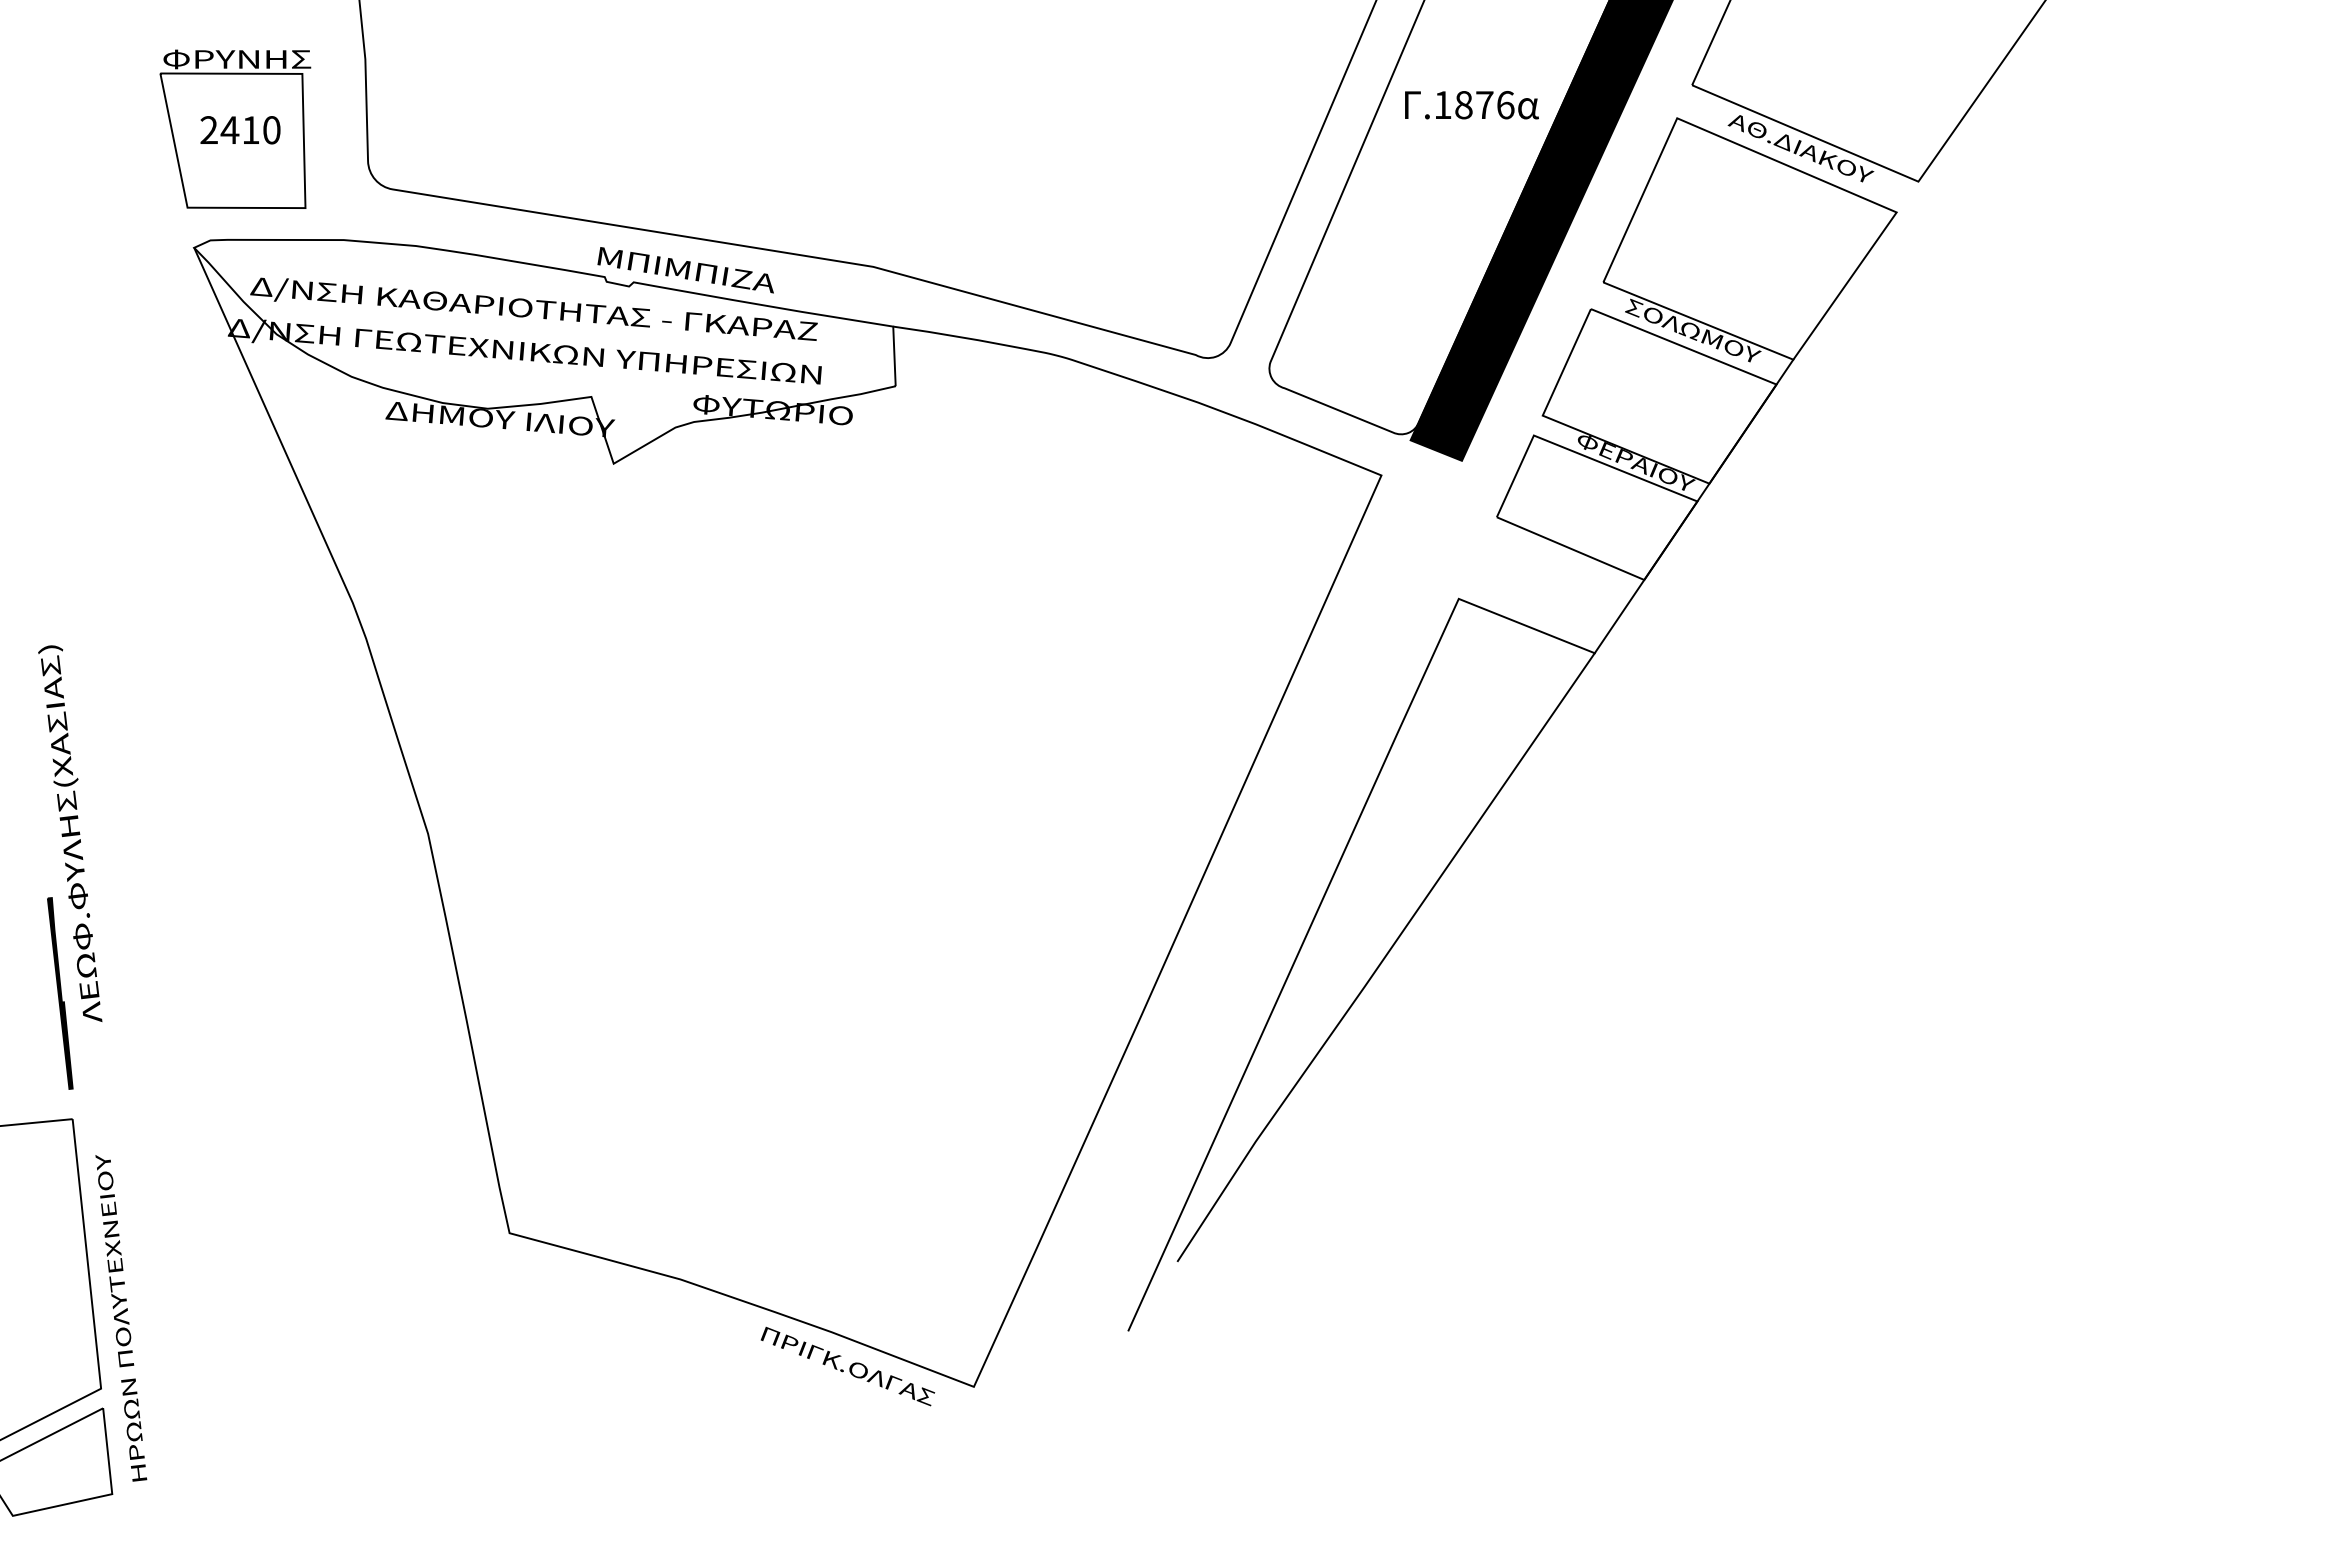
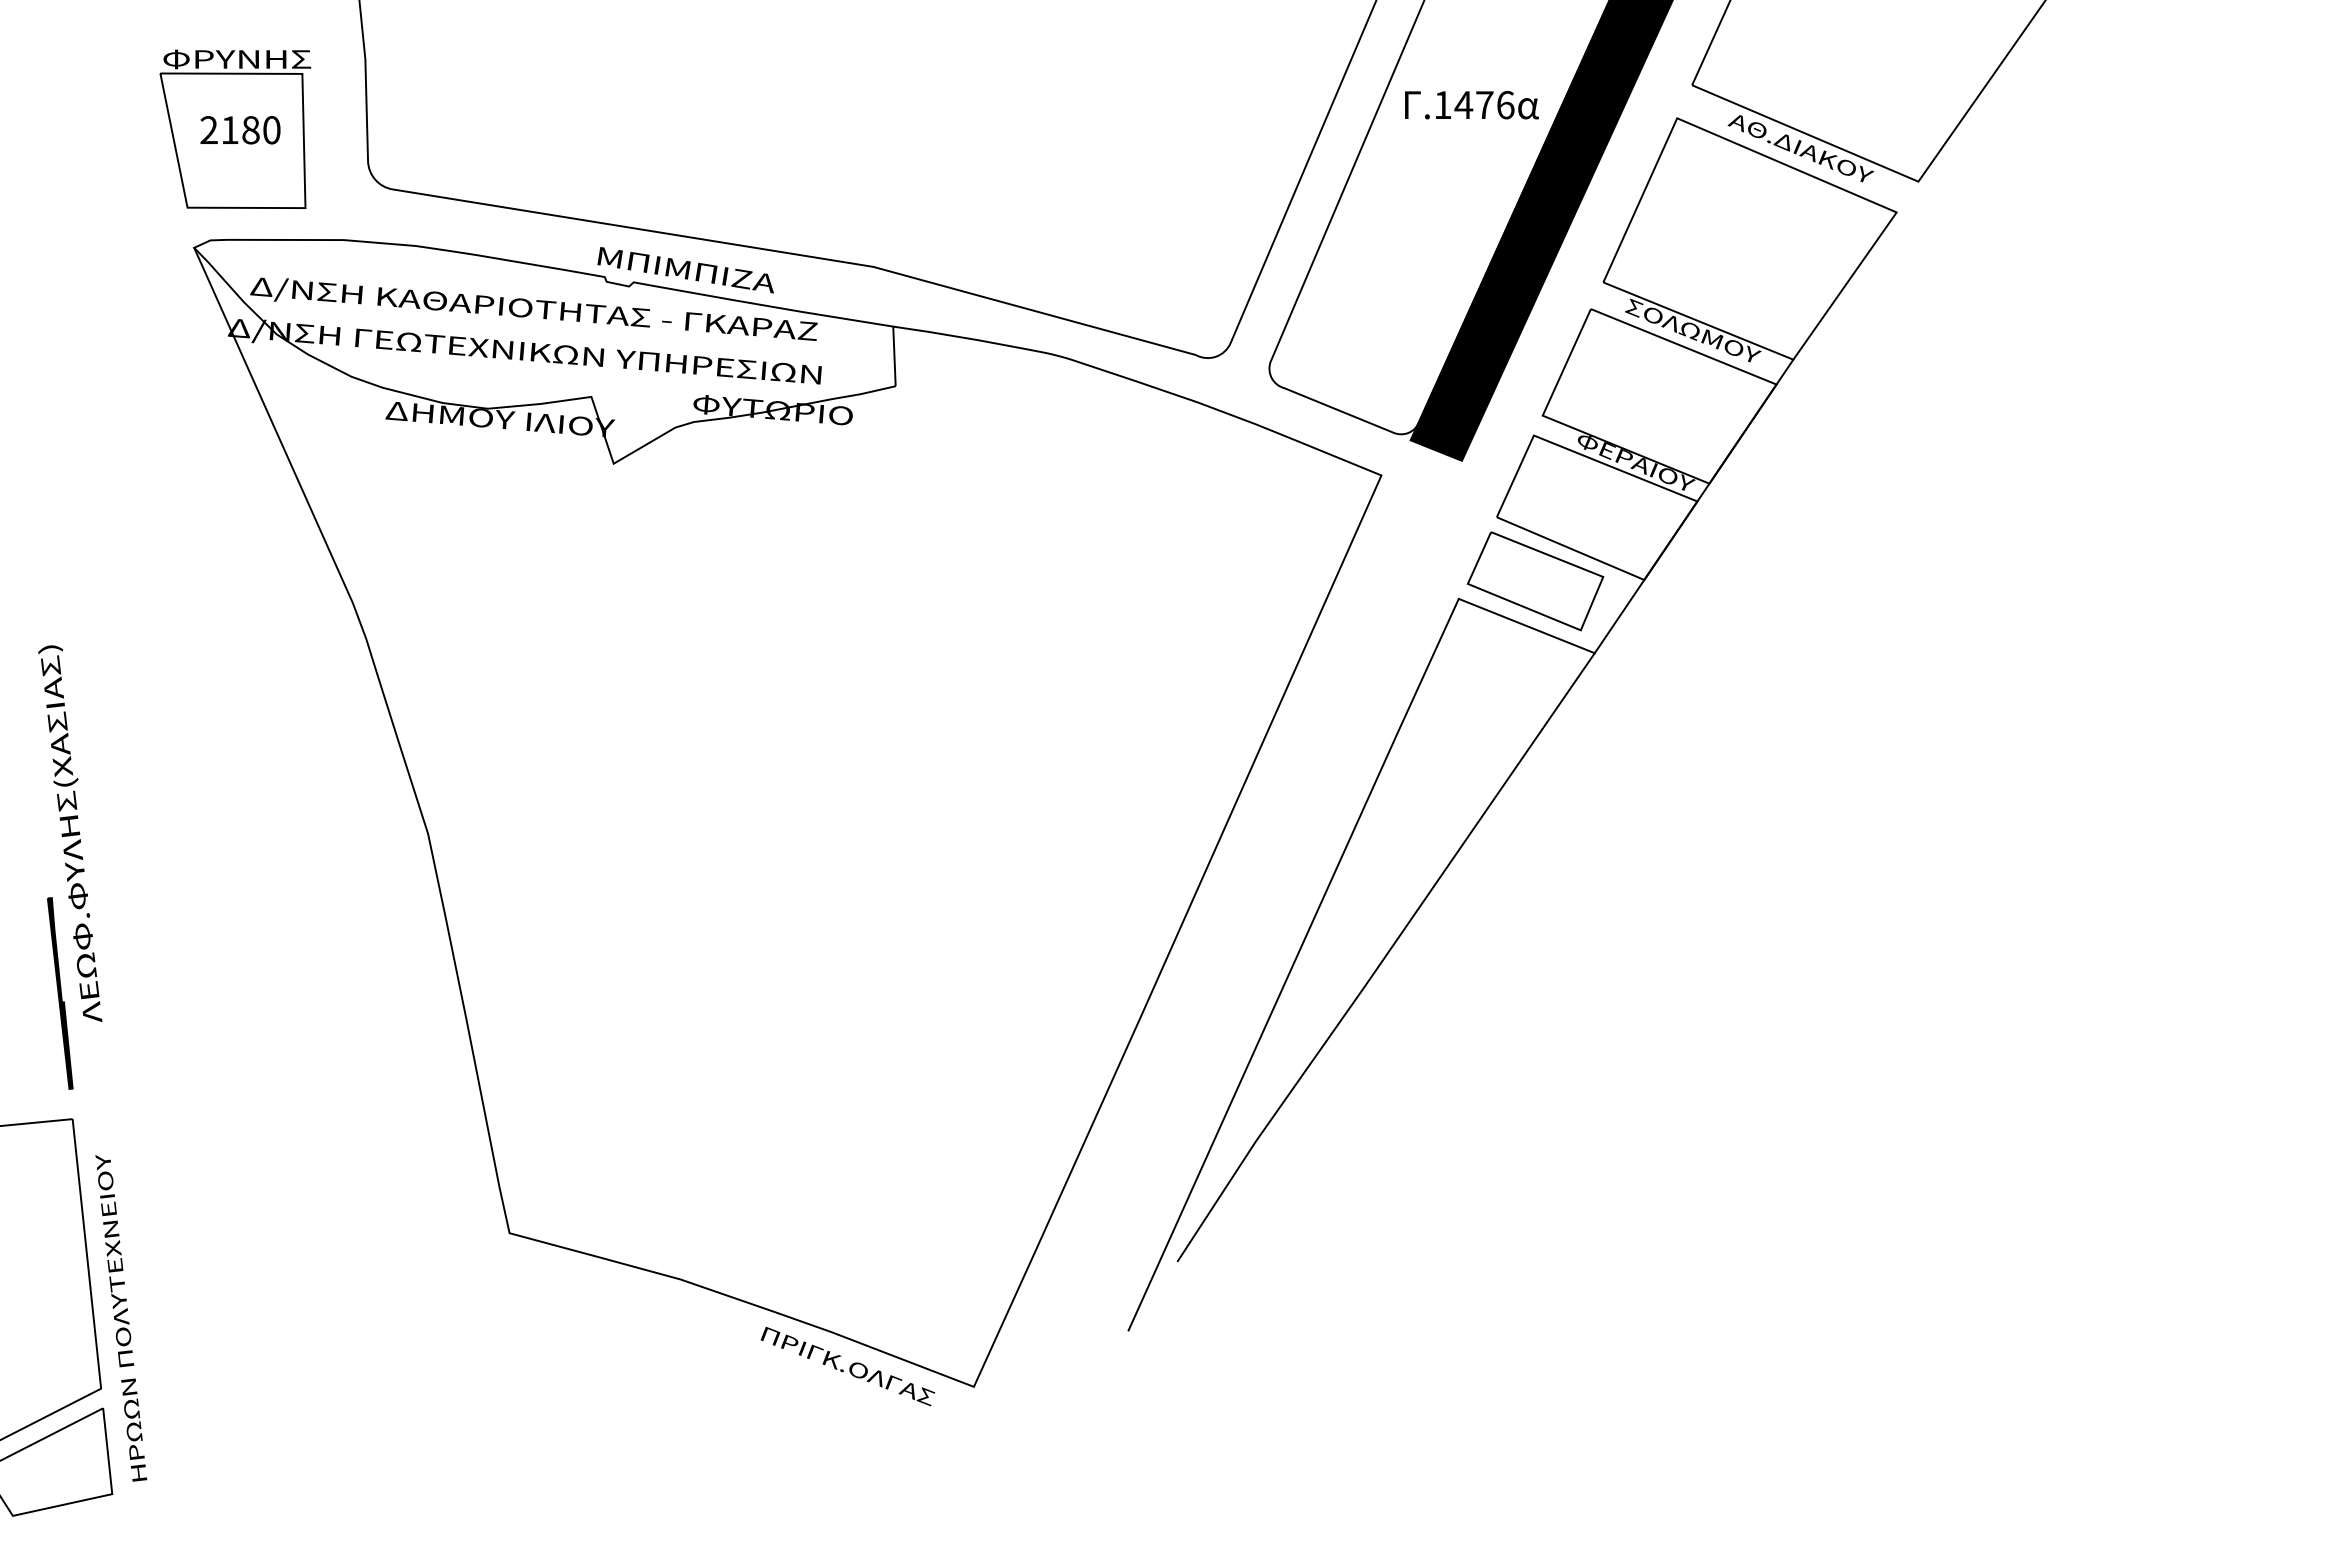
text: .1876 -> .1476 (1463, 105)
text: 2410 -> 2180 (239, 130)
part: none -> present (1535, 581)
